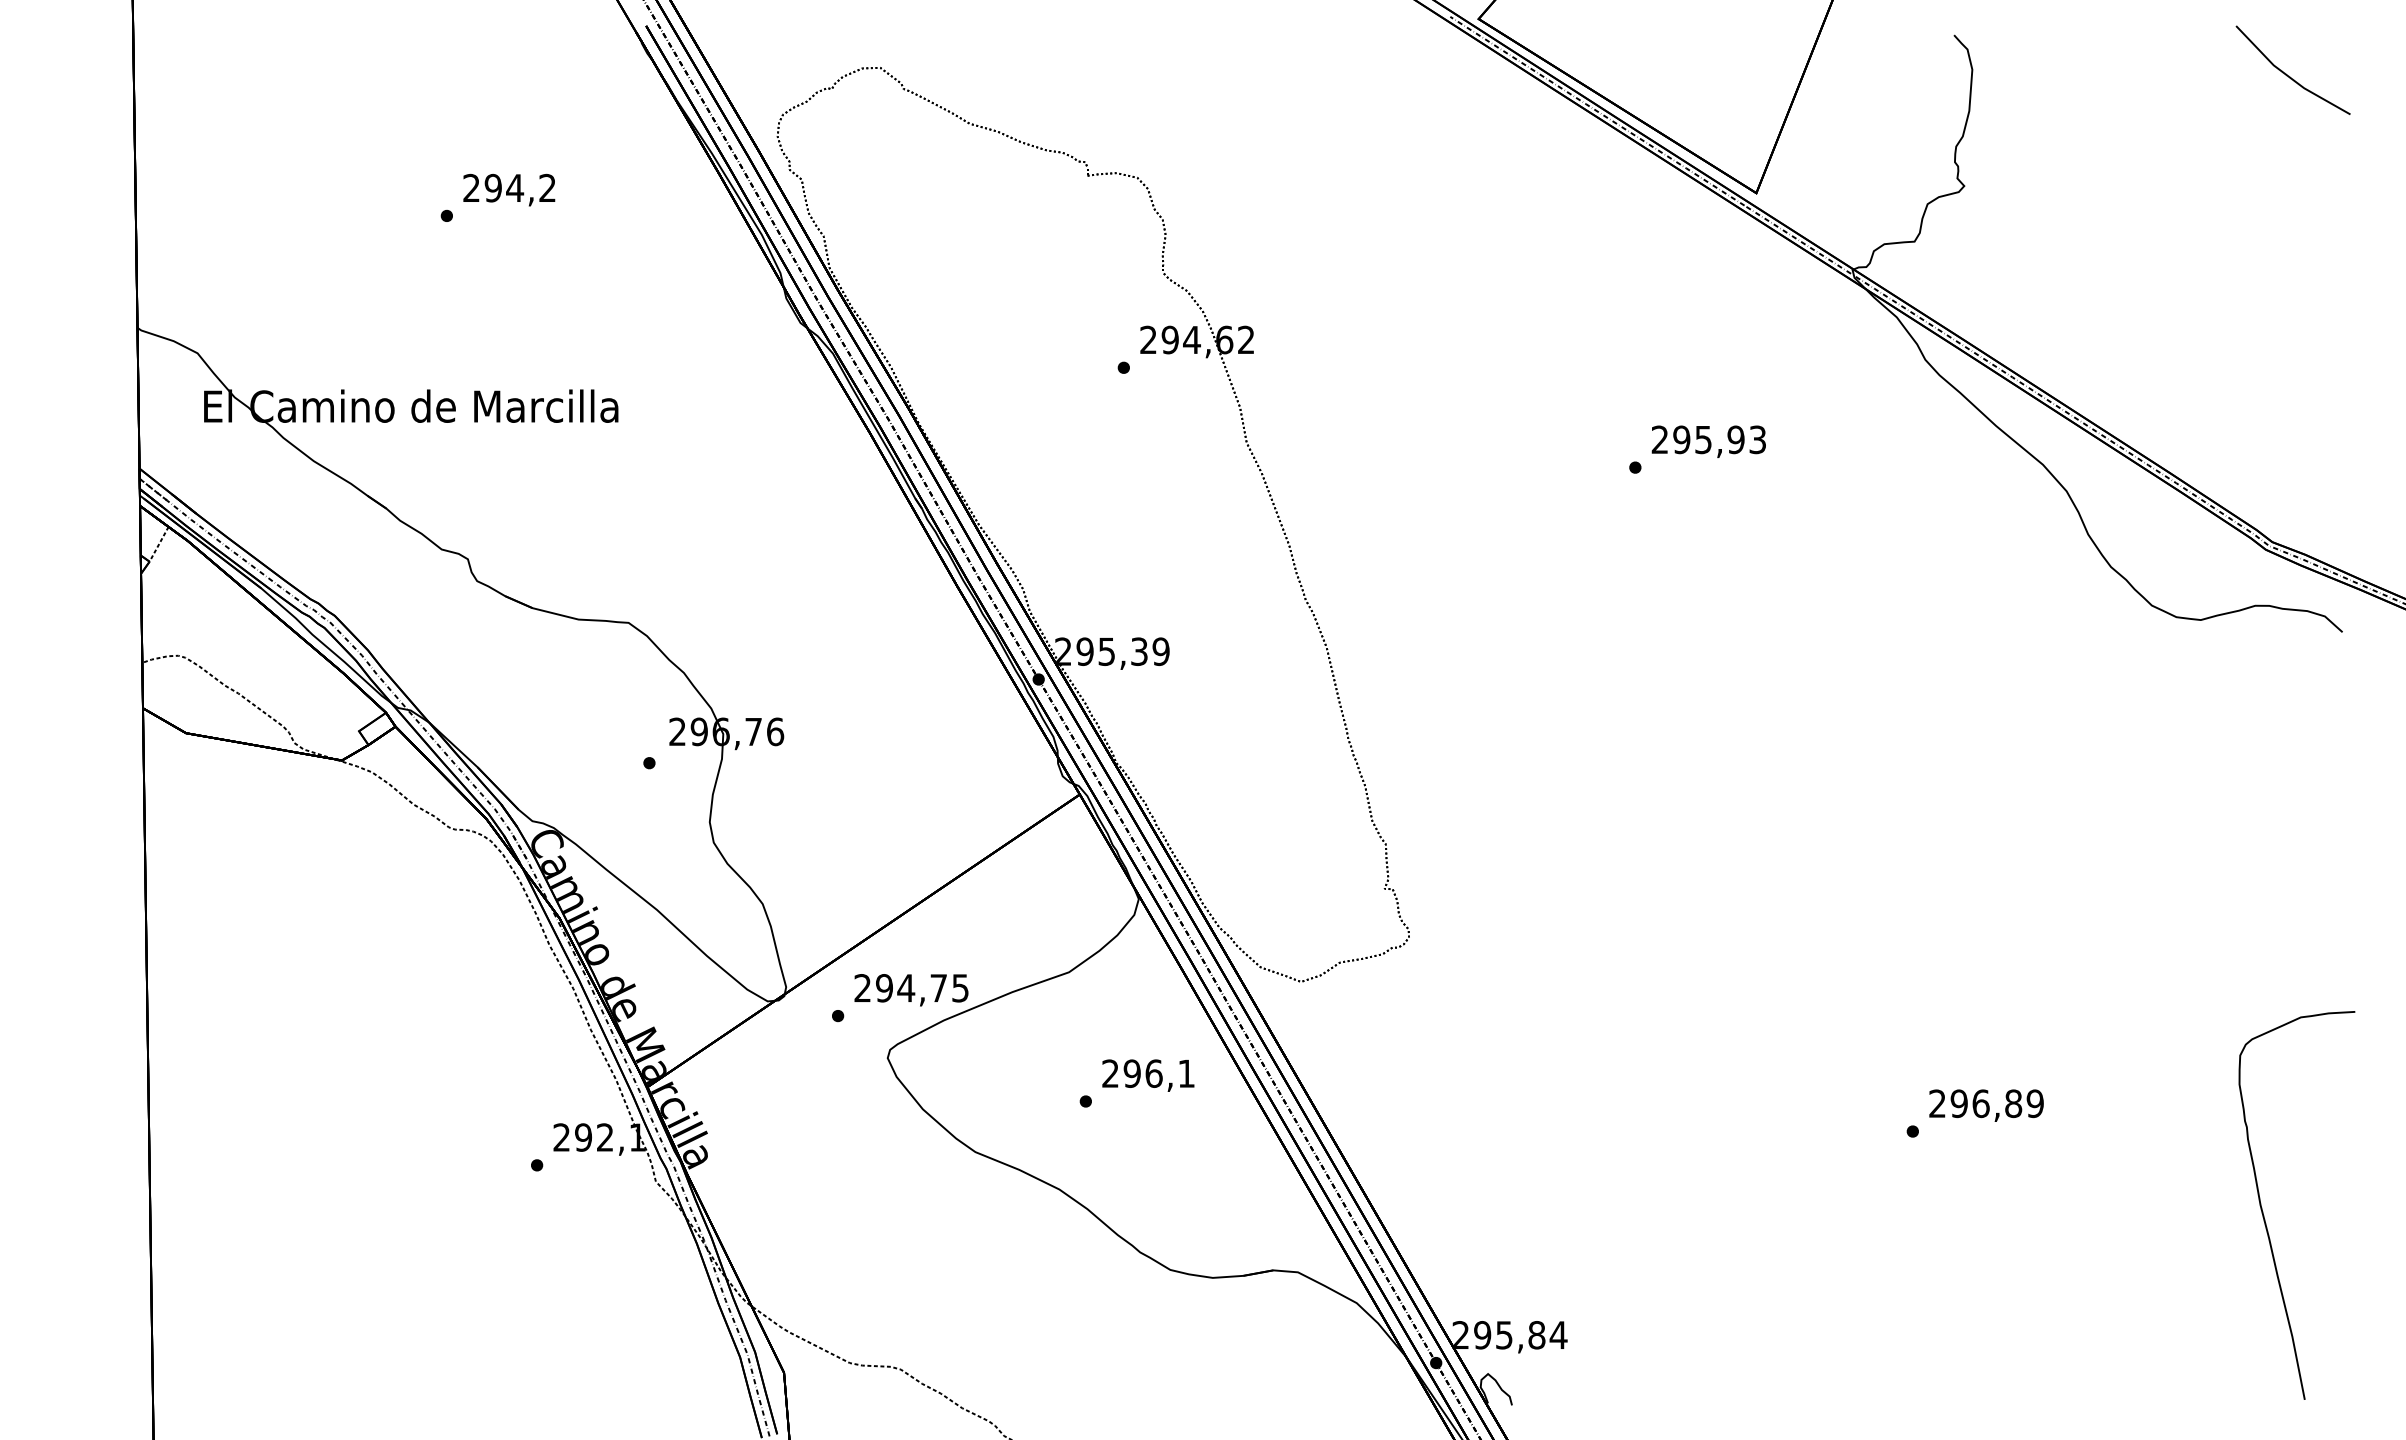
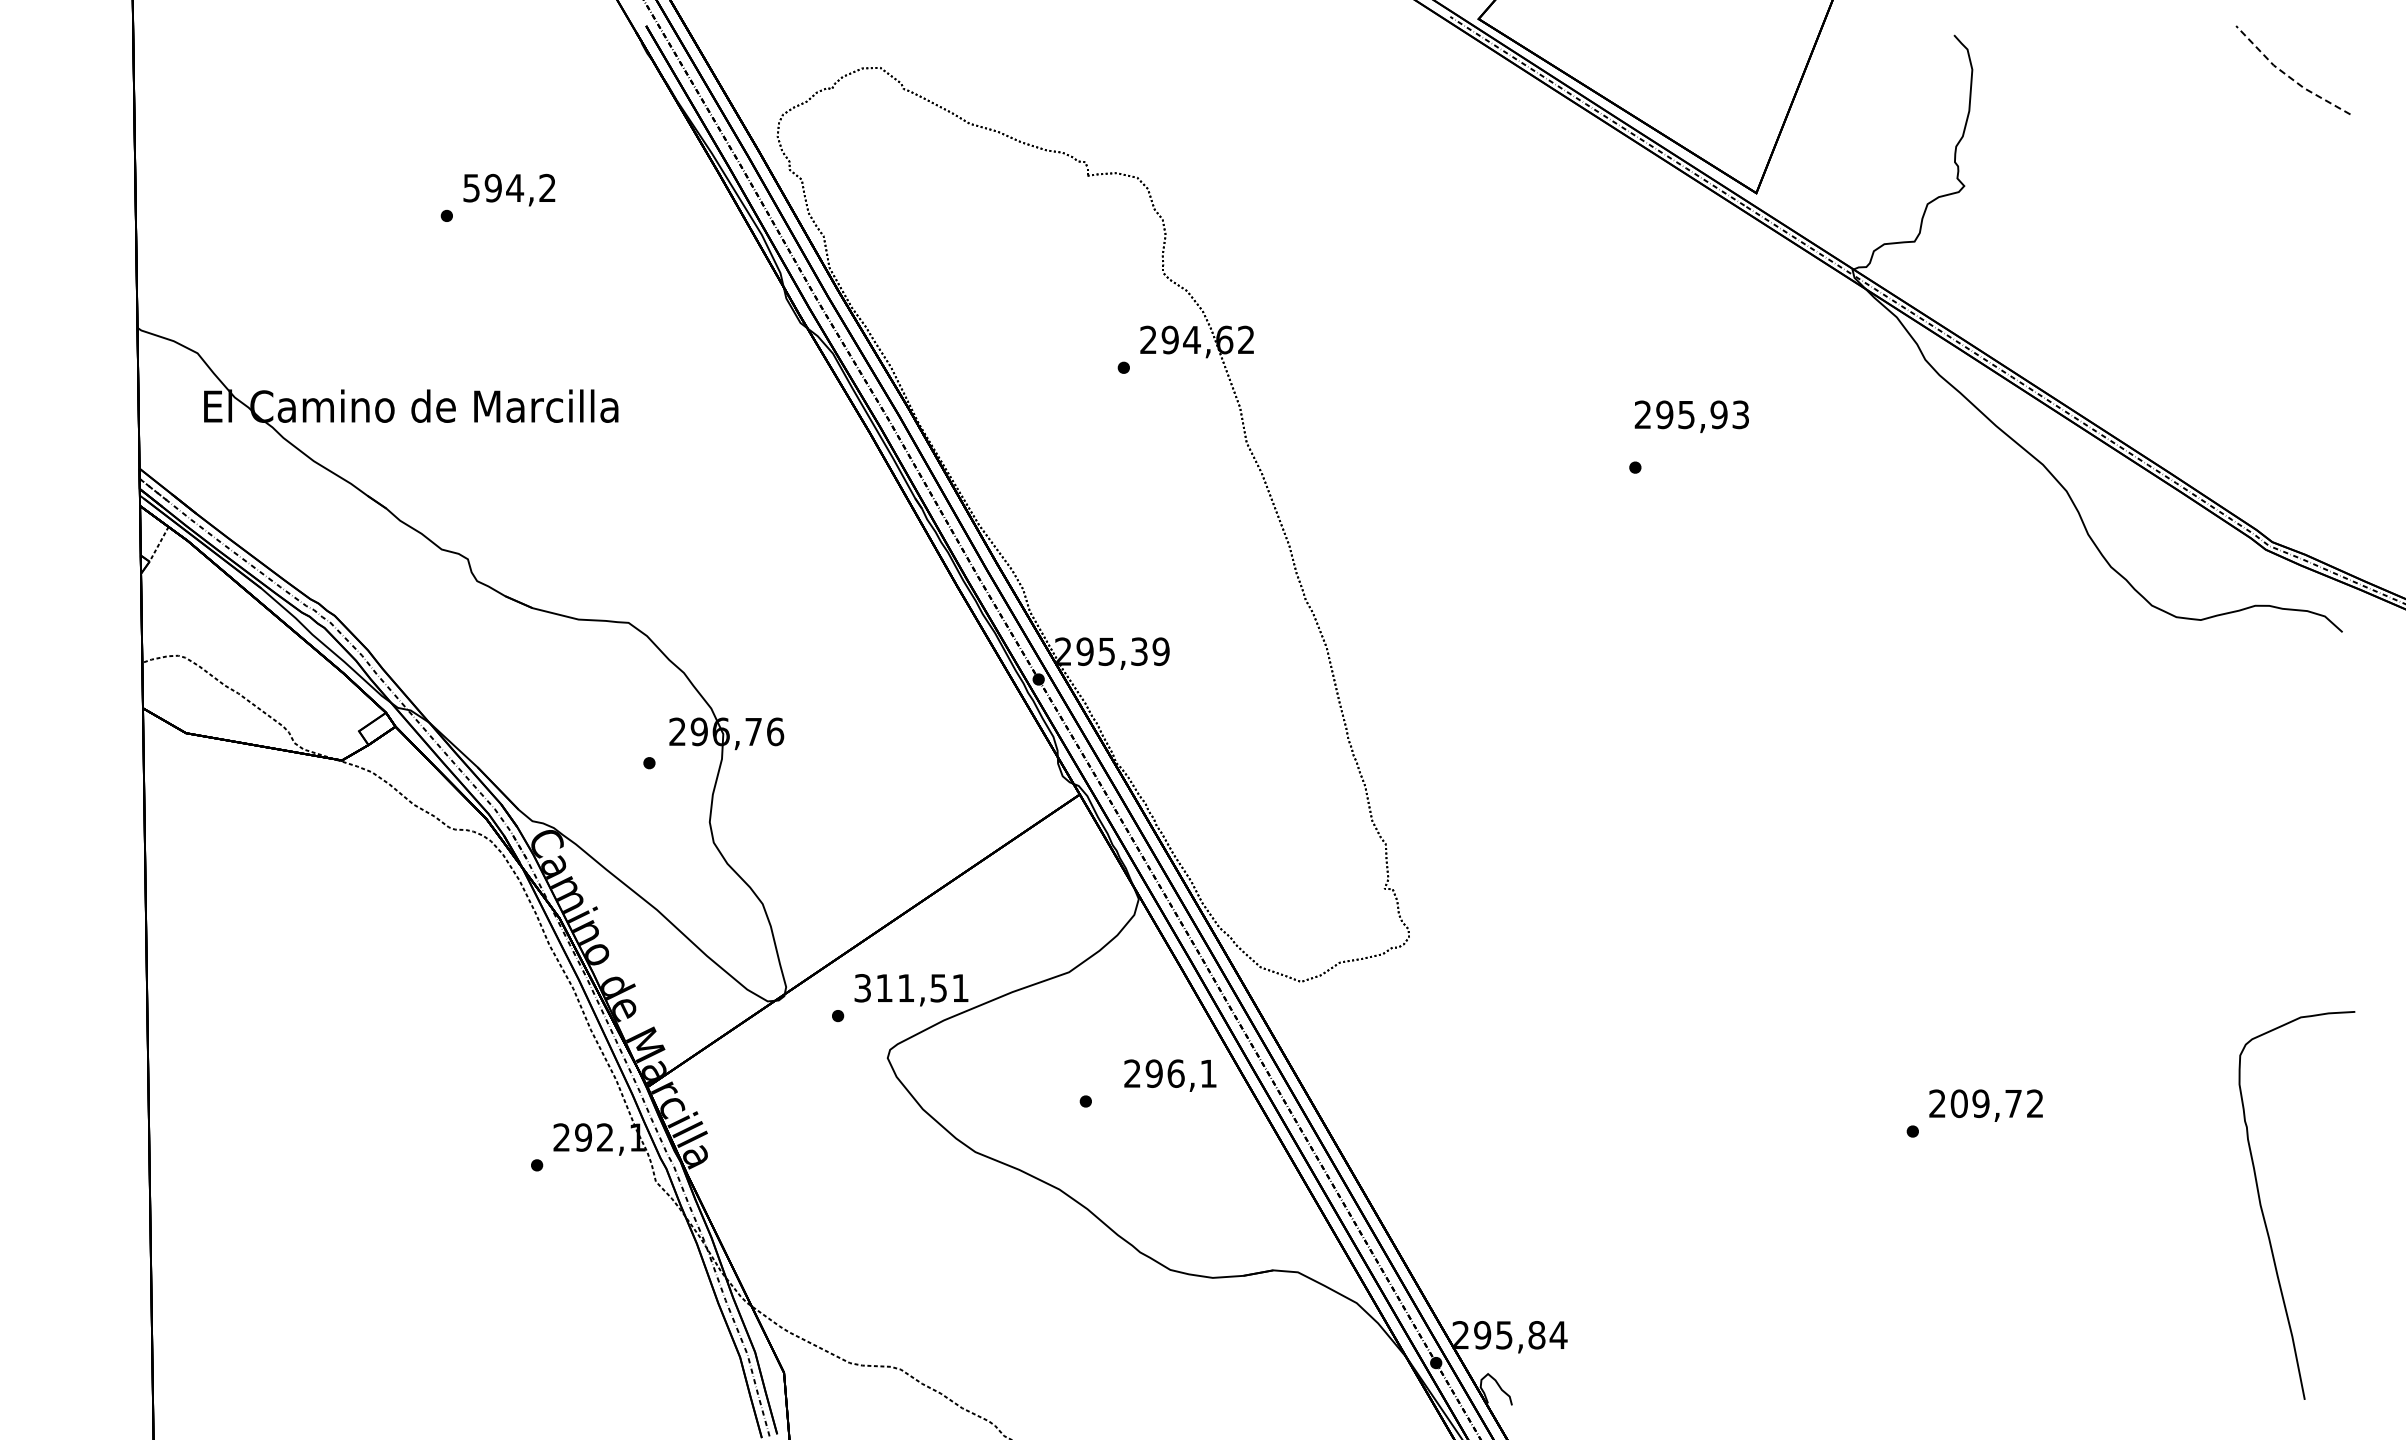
line: solid -> dashed (2288, 76)
text: 294,2 -> 594,2 (471, 187)
text position: (1708, 441) -> (1691, 416) (1691, 416)
text: 294,75 -> 311,51 (911, 988)
text position: (1148, 1075) -> (1170, 1075) (1170, 1075)
text: 296,89 -> 209,72 (1996, 1103)
